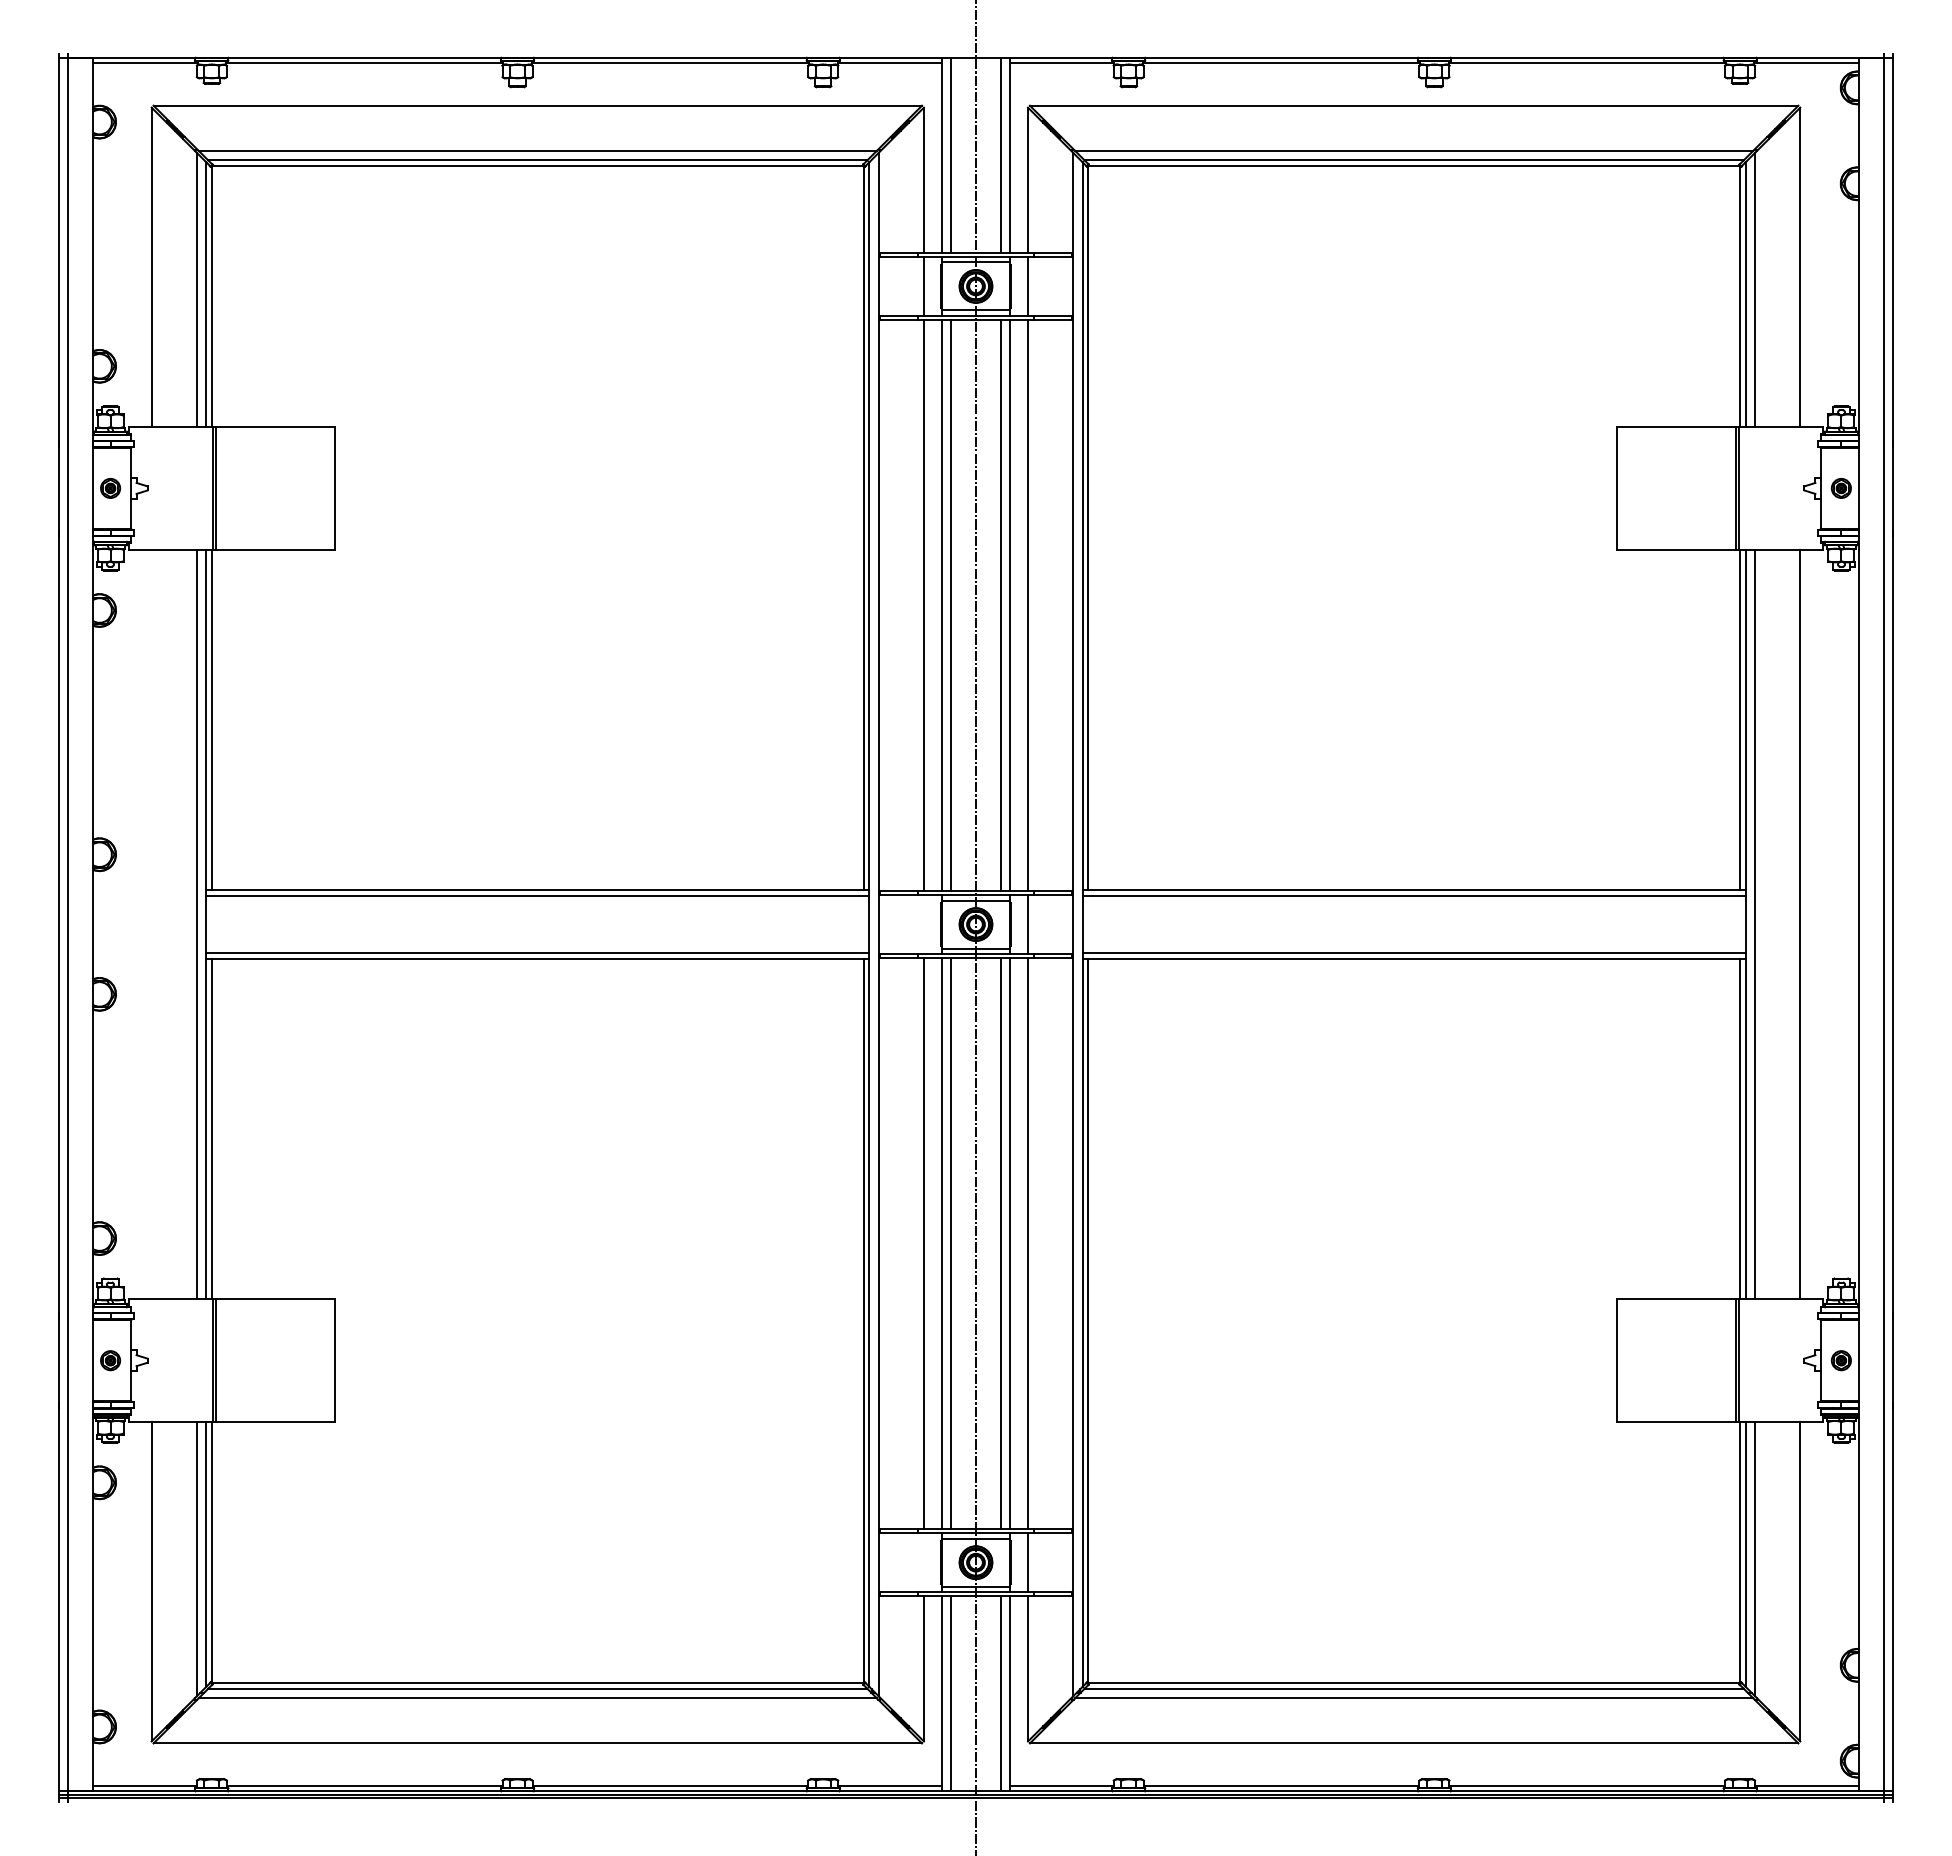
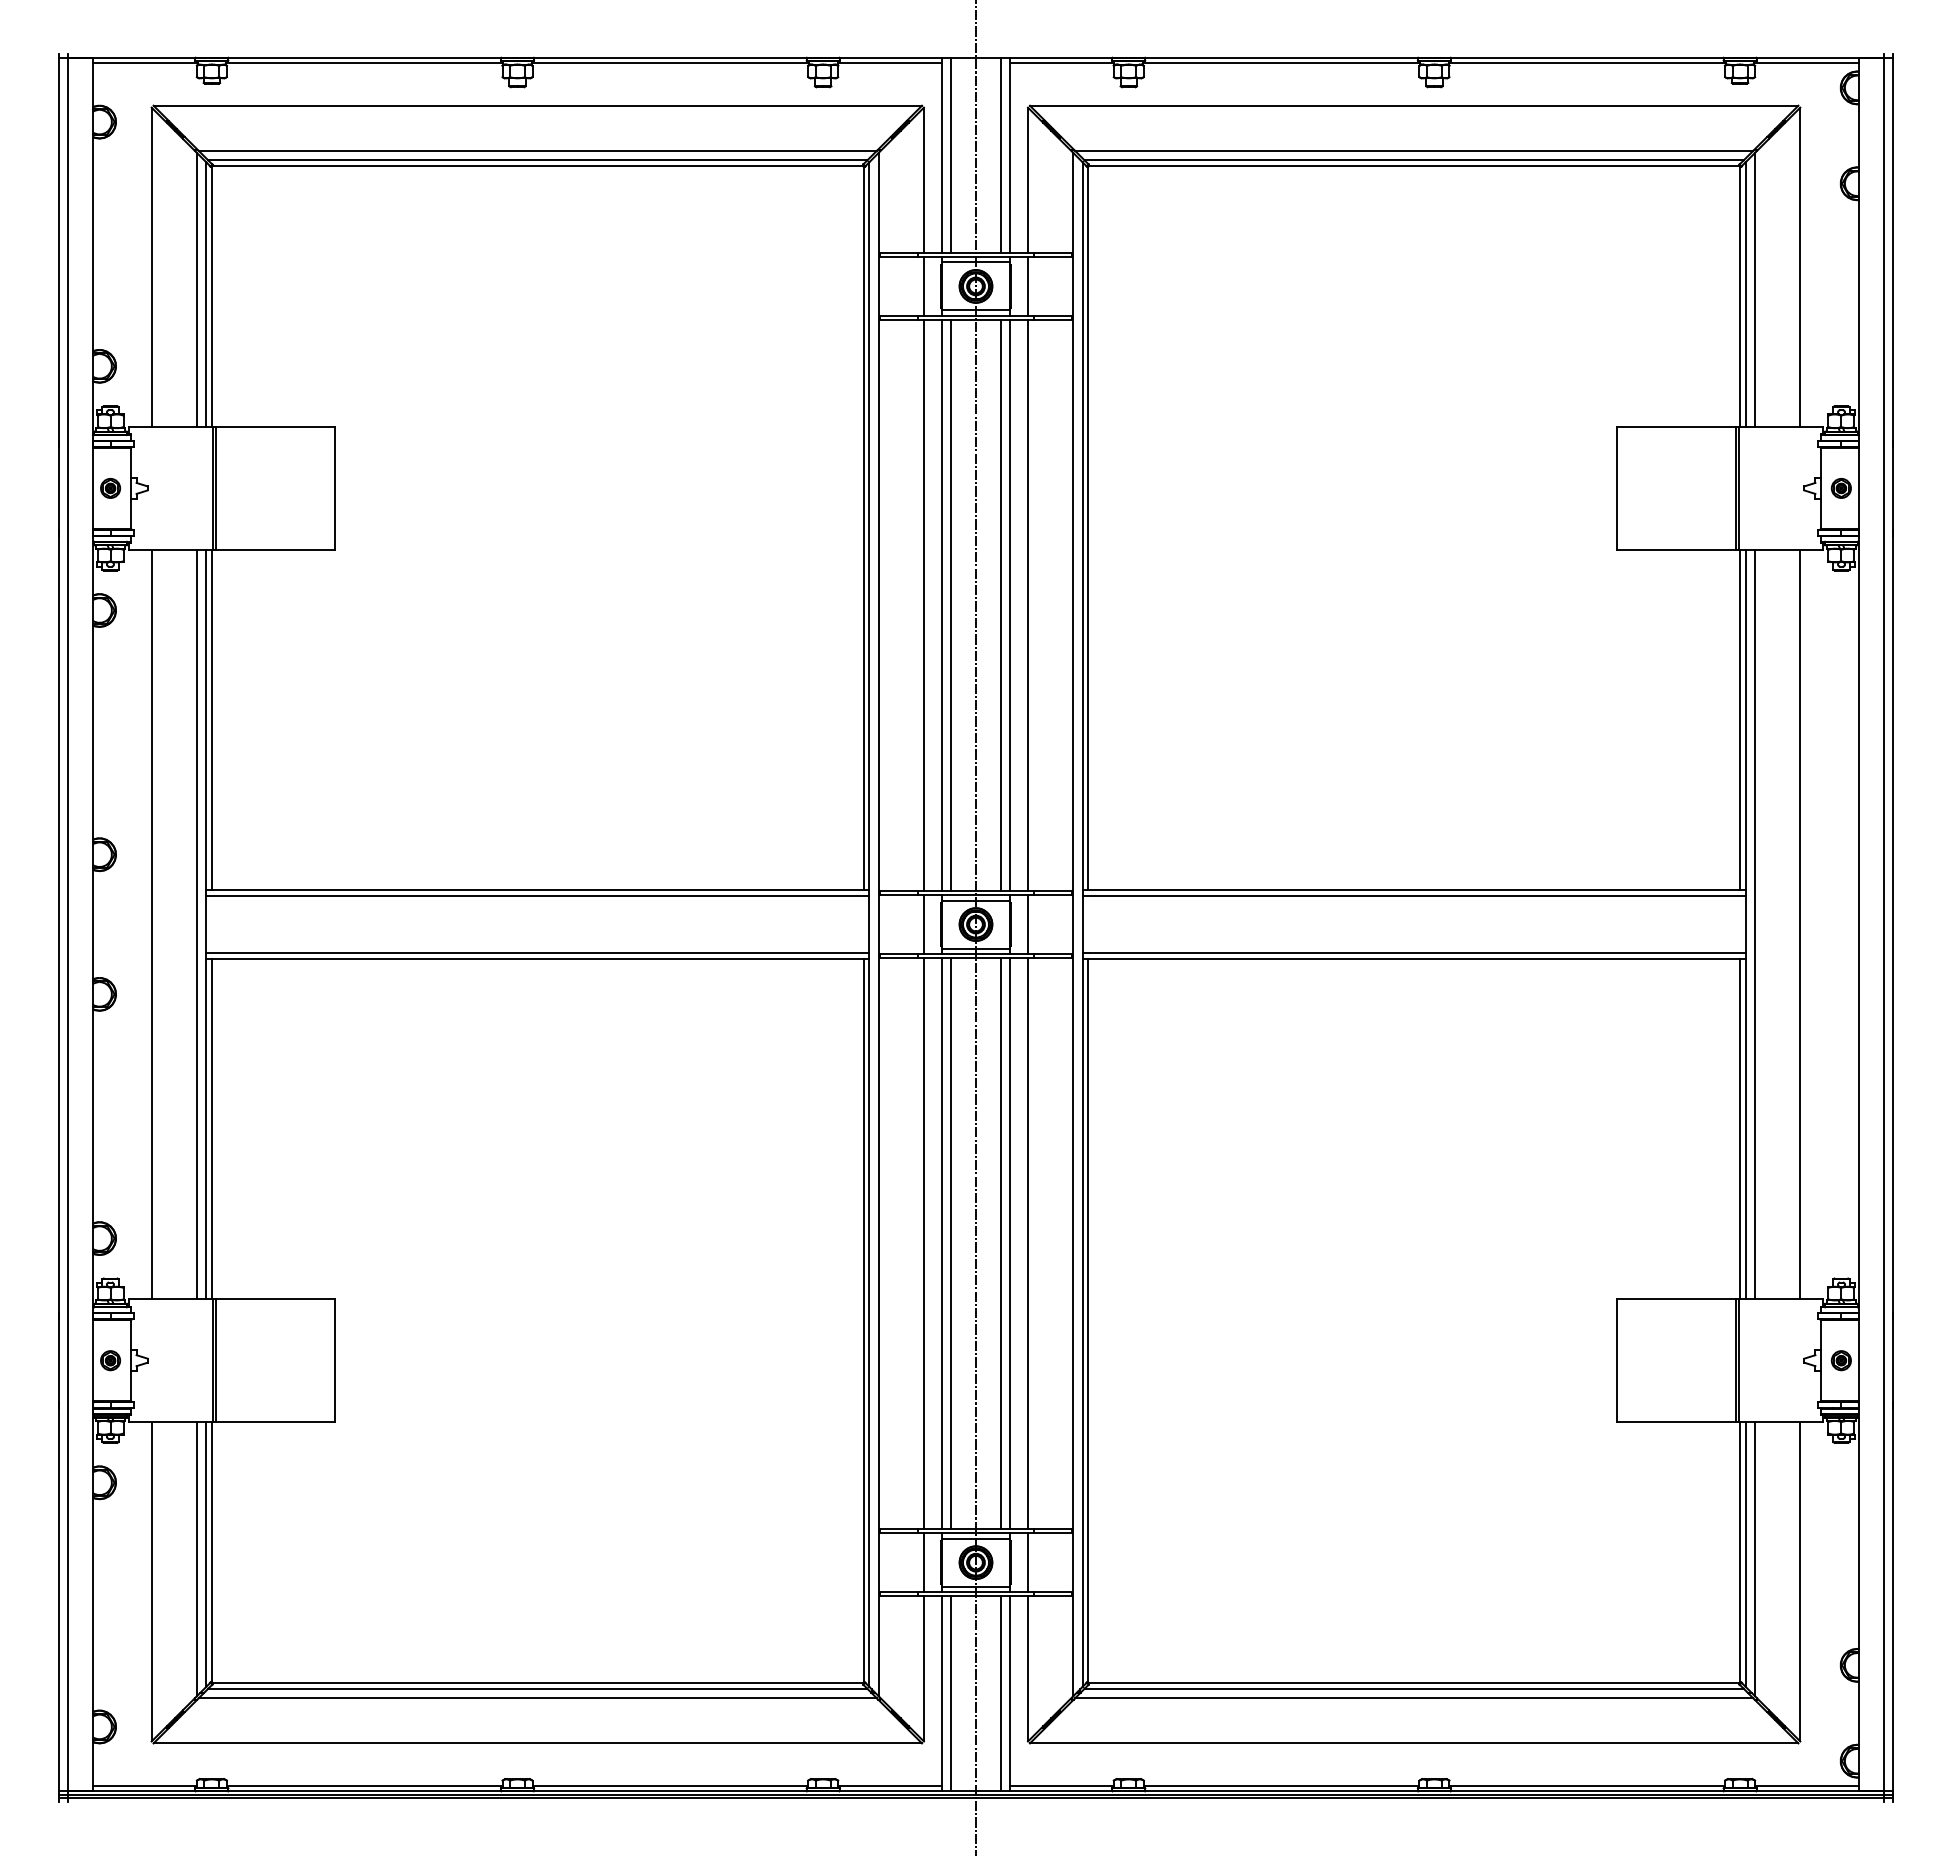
line: none -> present (151, 924)
line: none -> present (923, 924)
line: none -> present (923, 1562)
